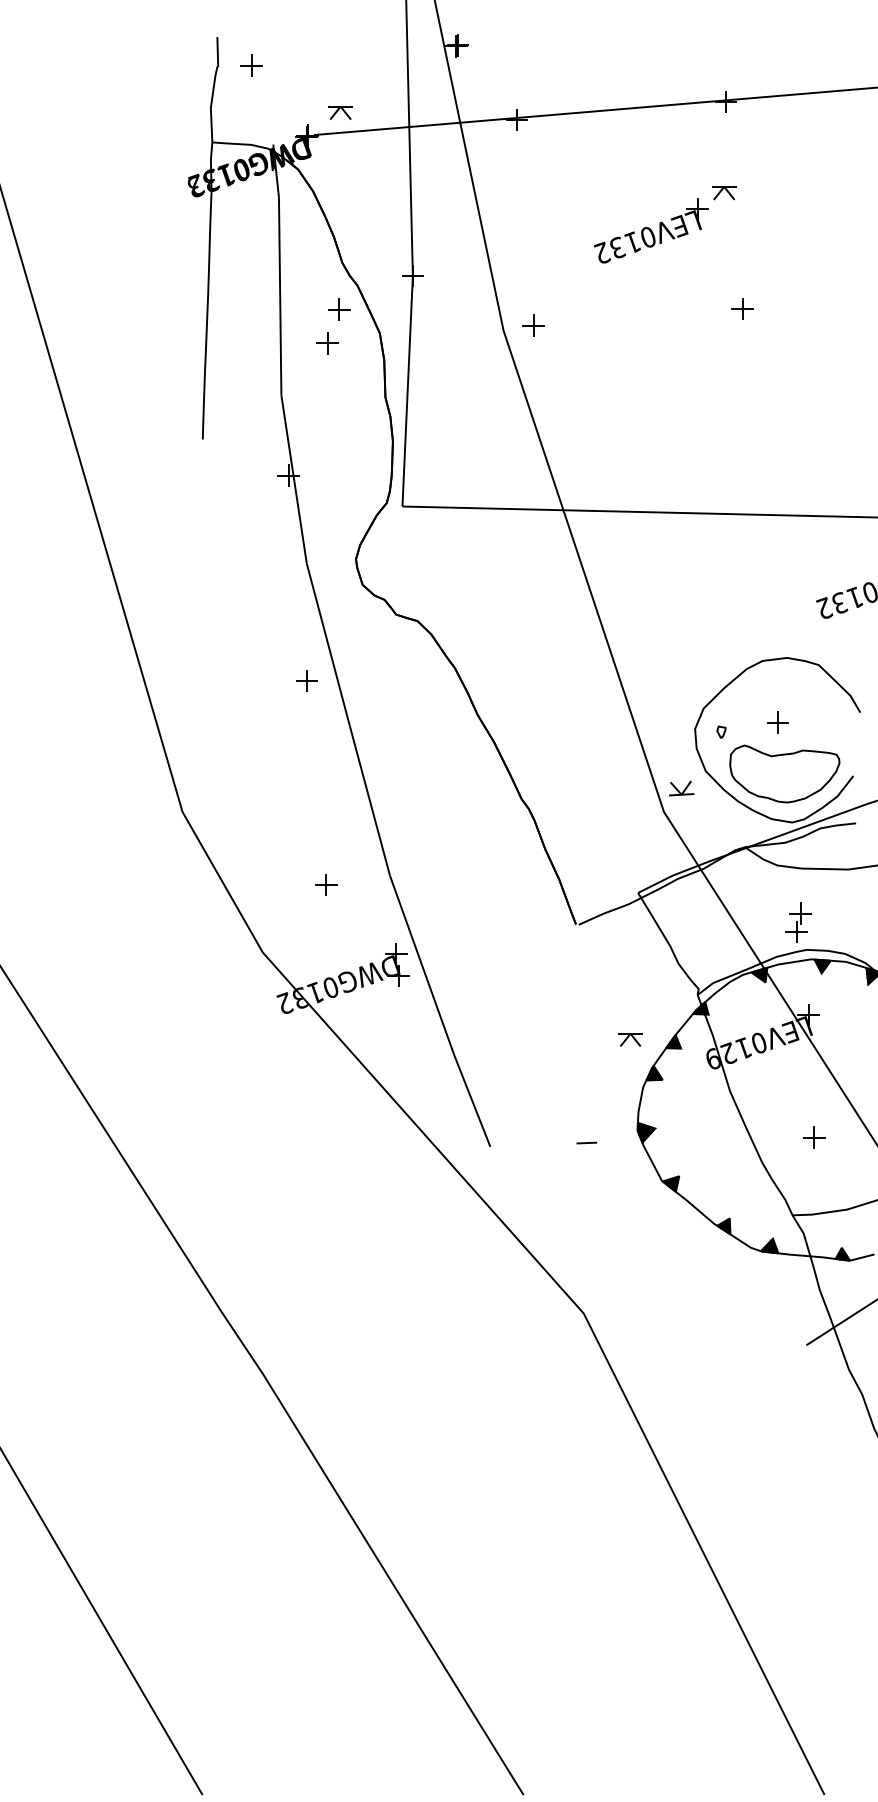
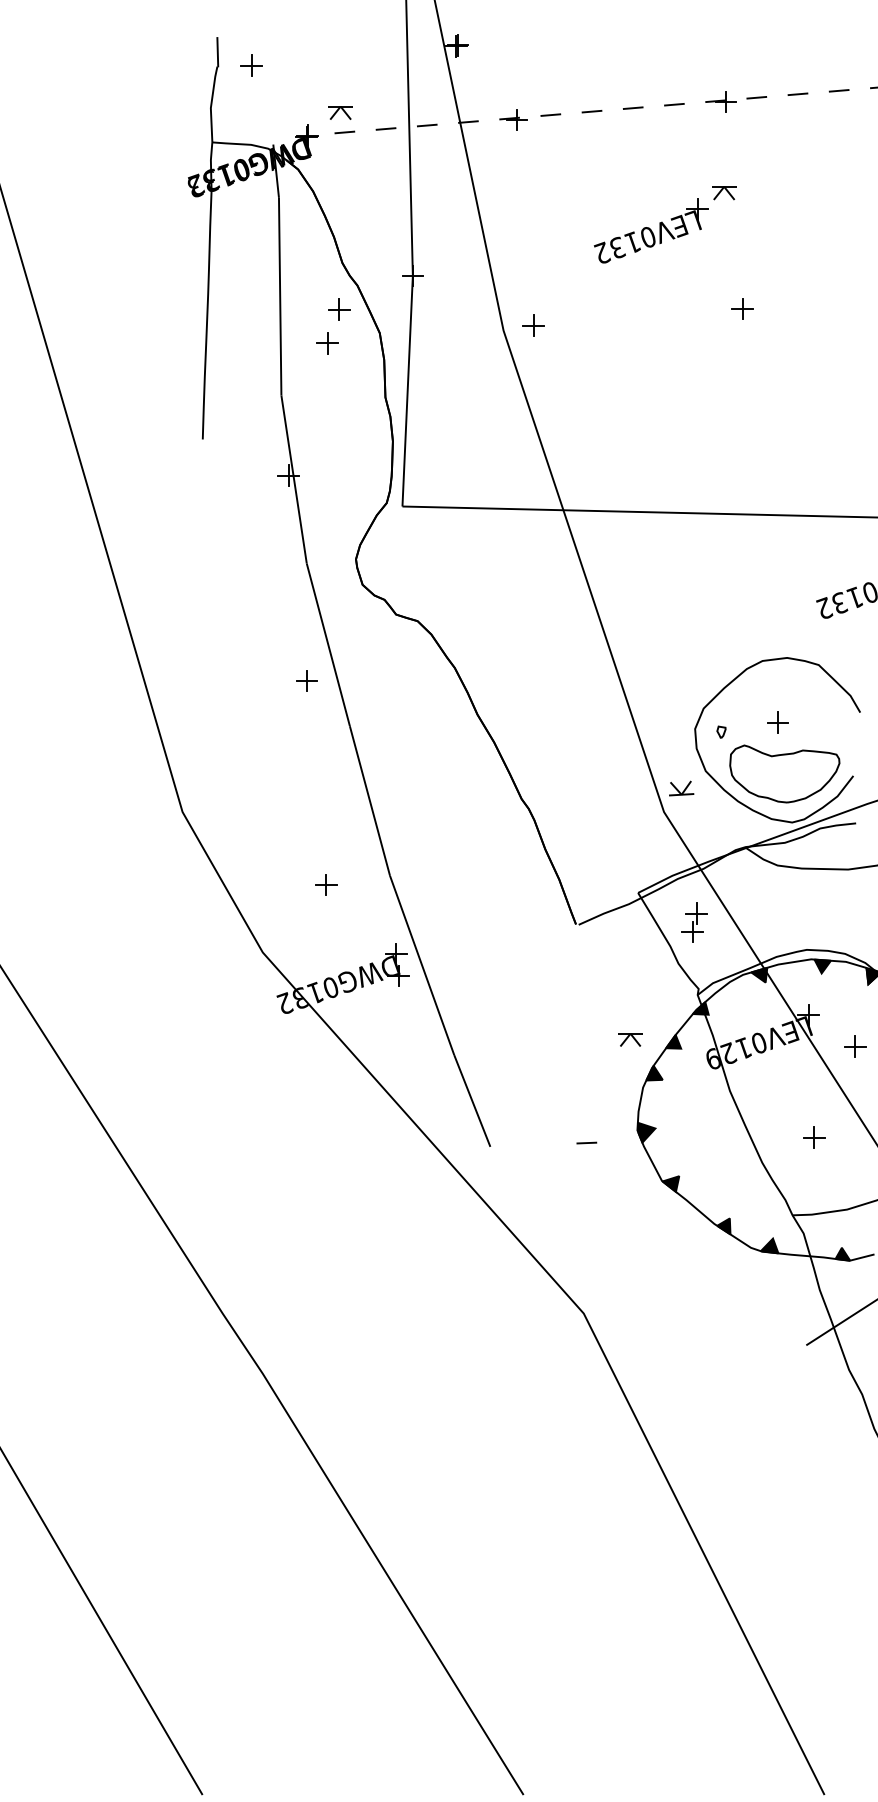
line: solid -> dashed (595, 111)
part position: (798, 922) -> (694, 922) (694, 922)
part: none -> present (855, 1046)
